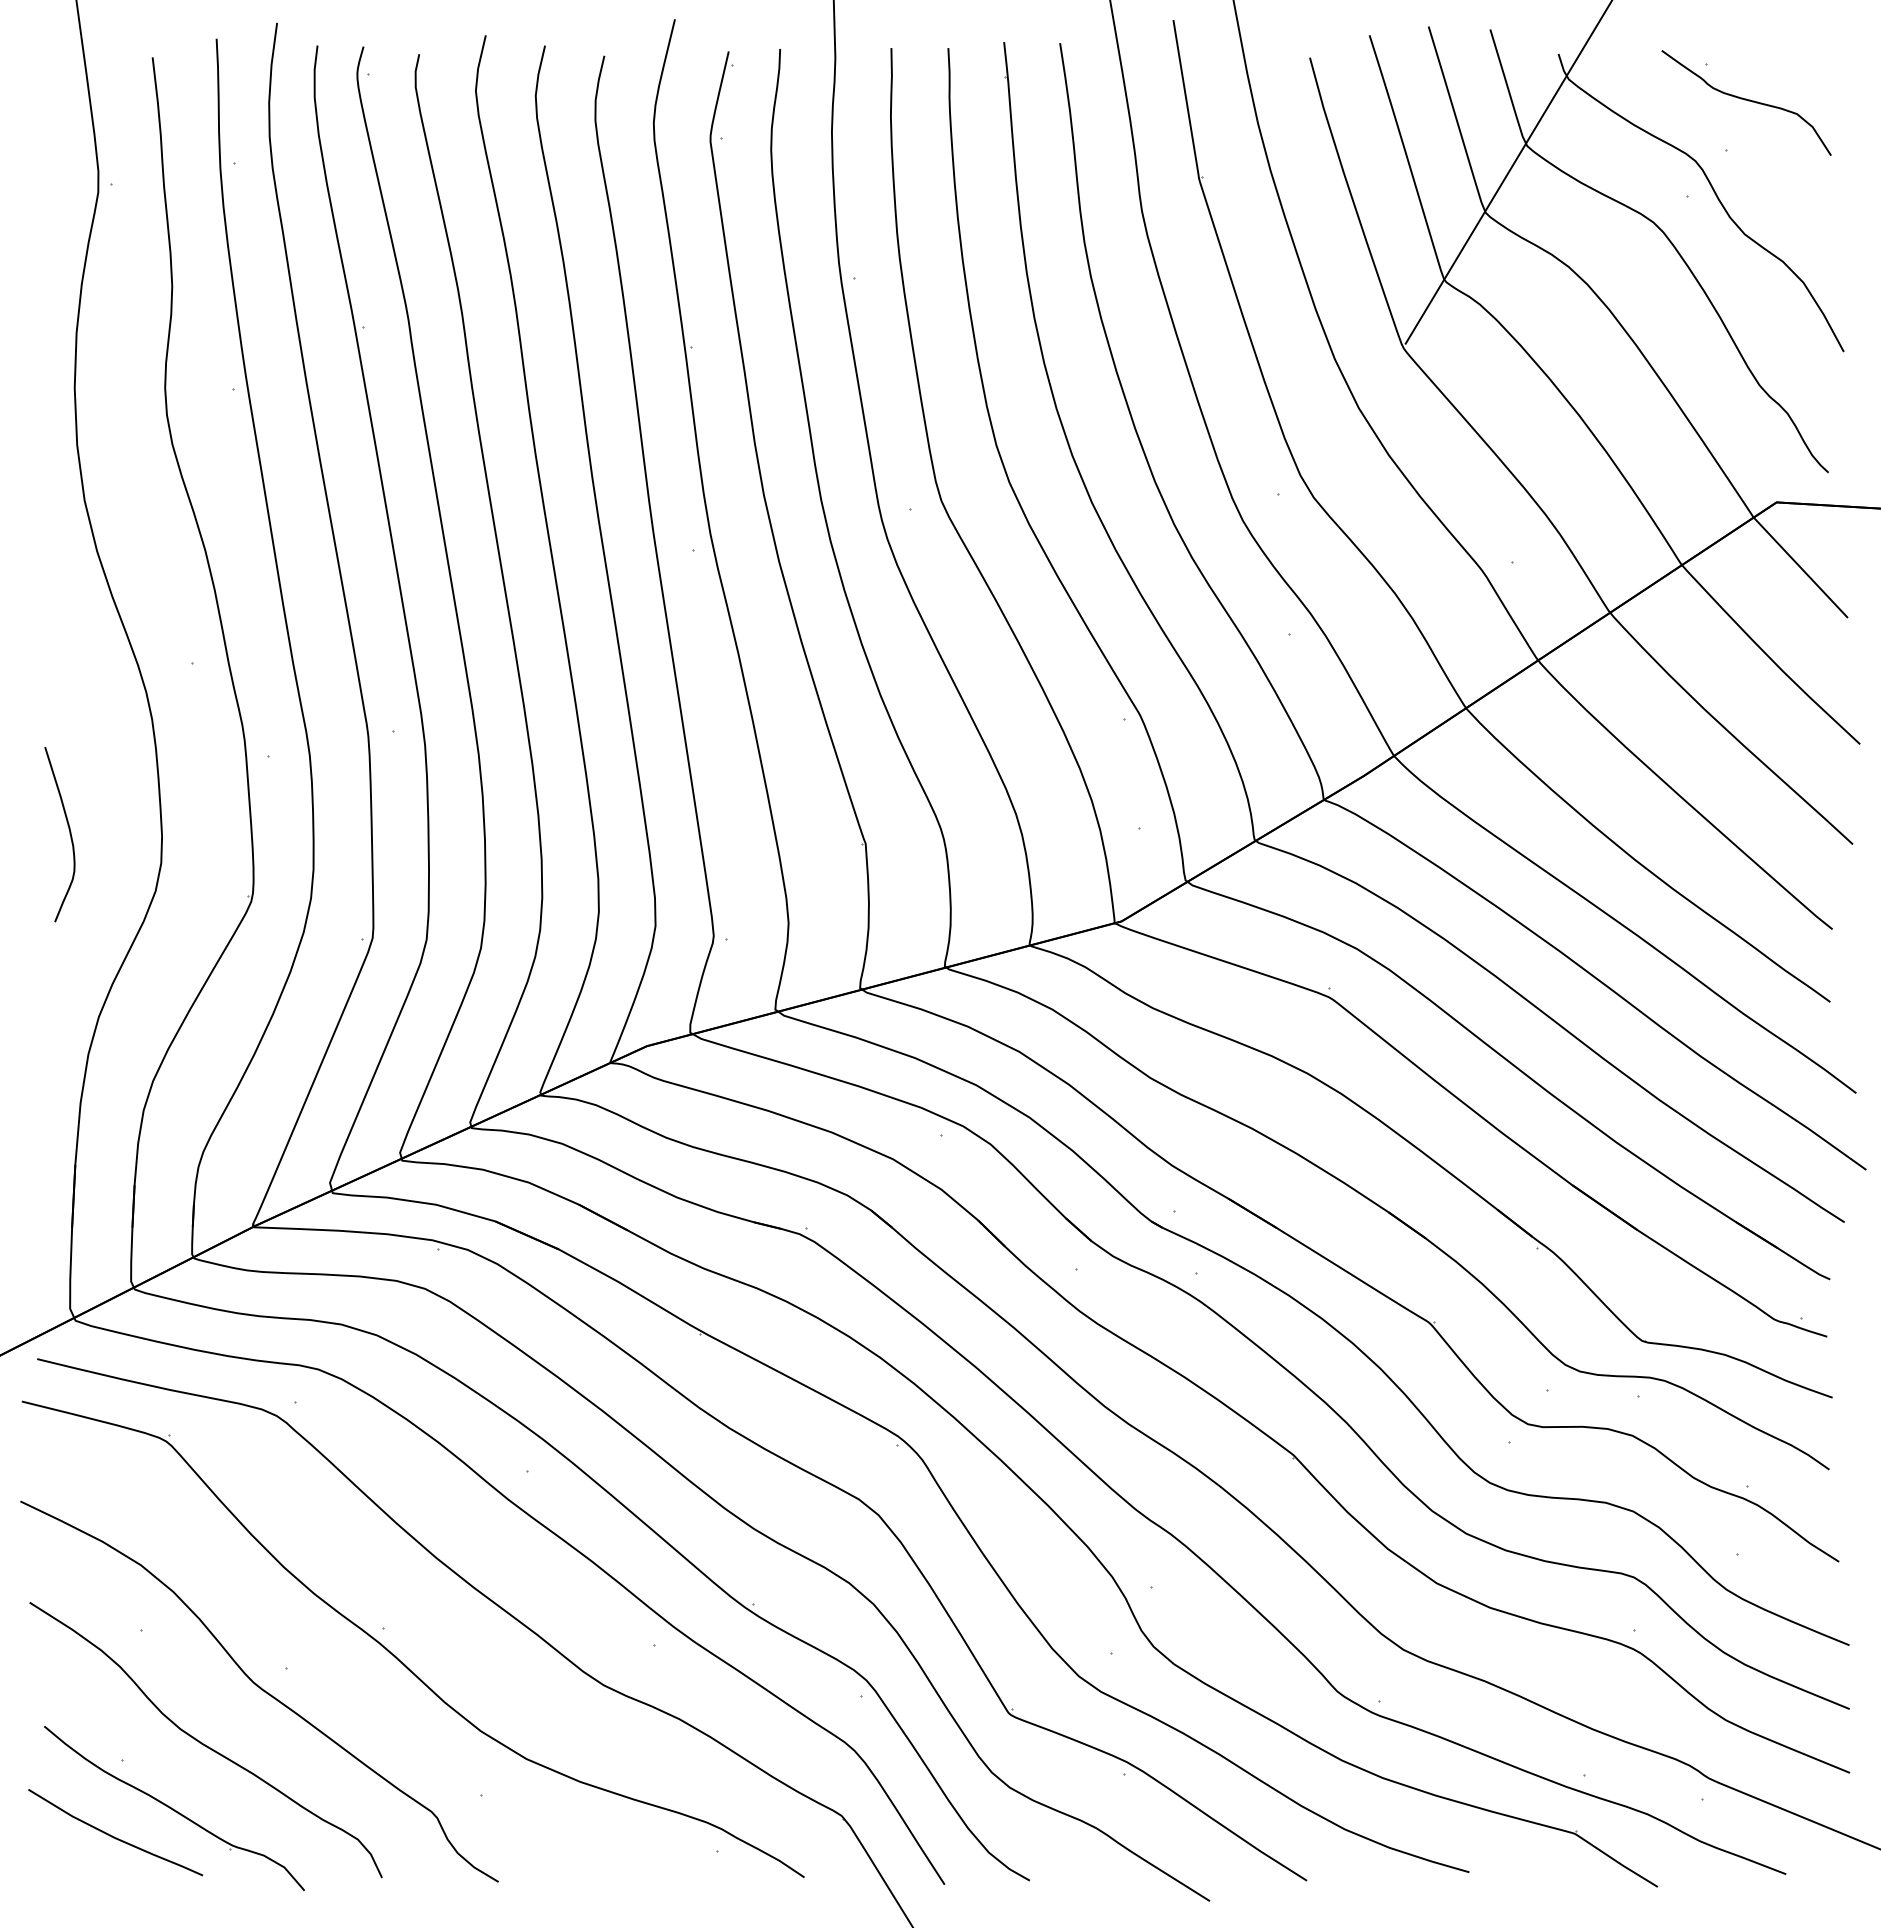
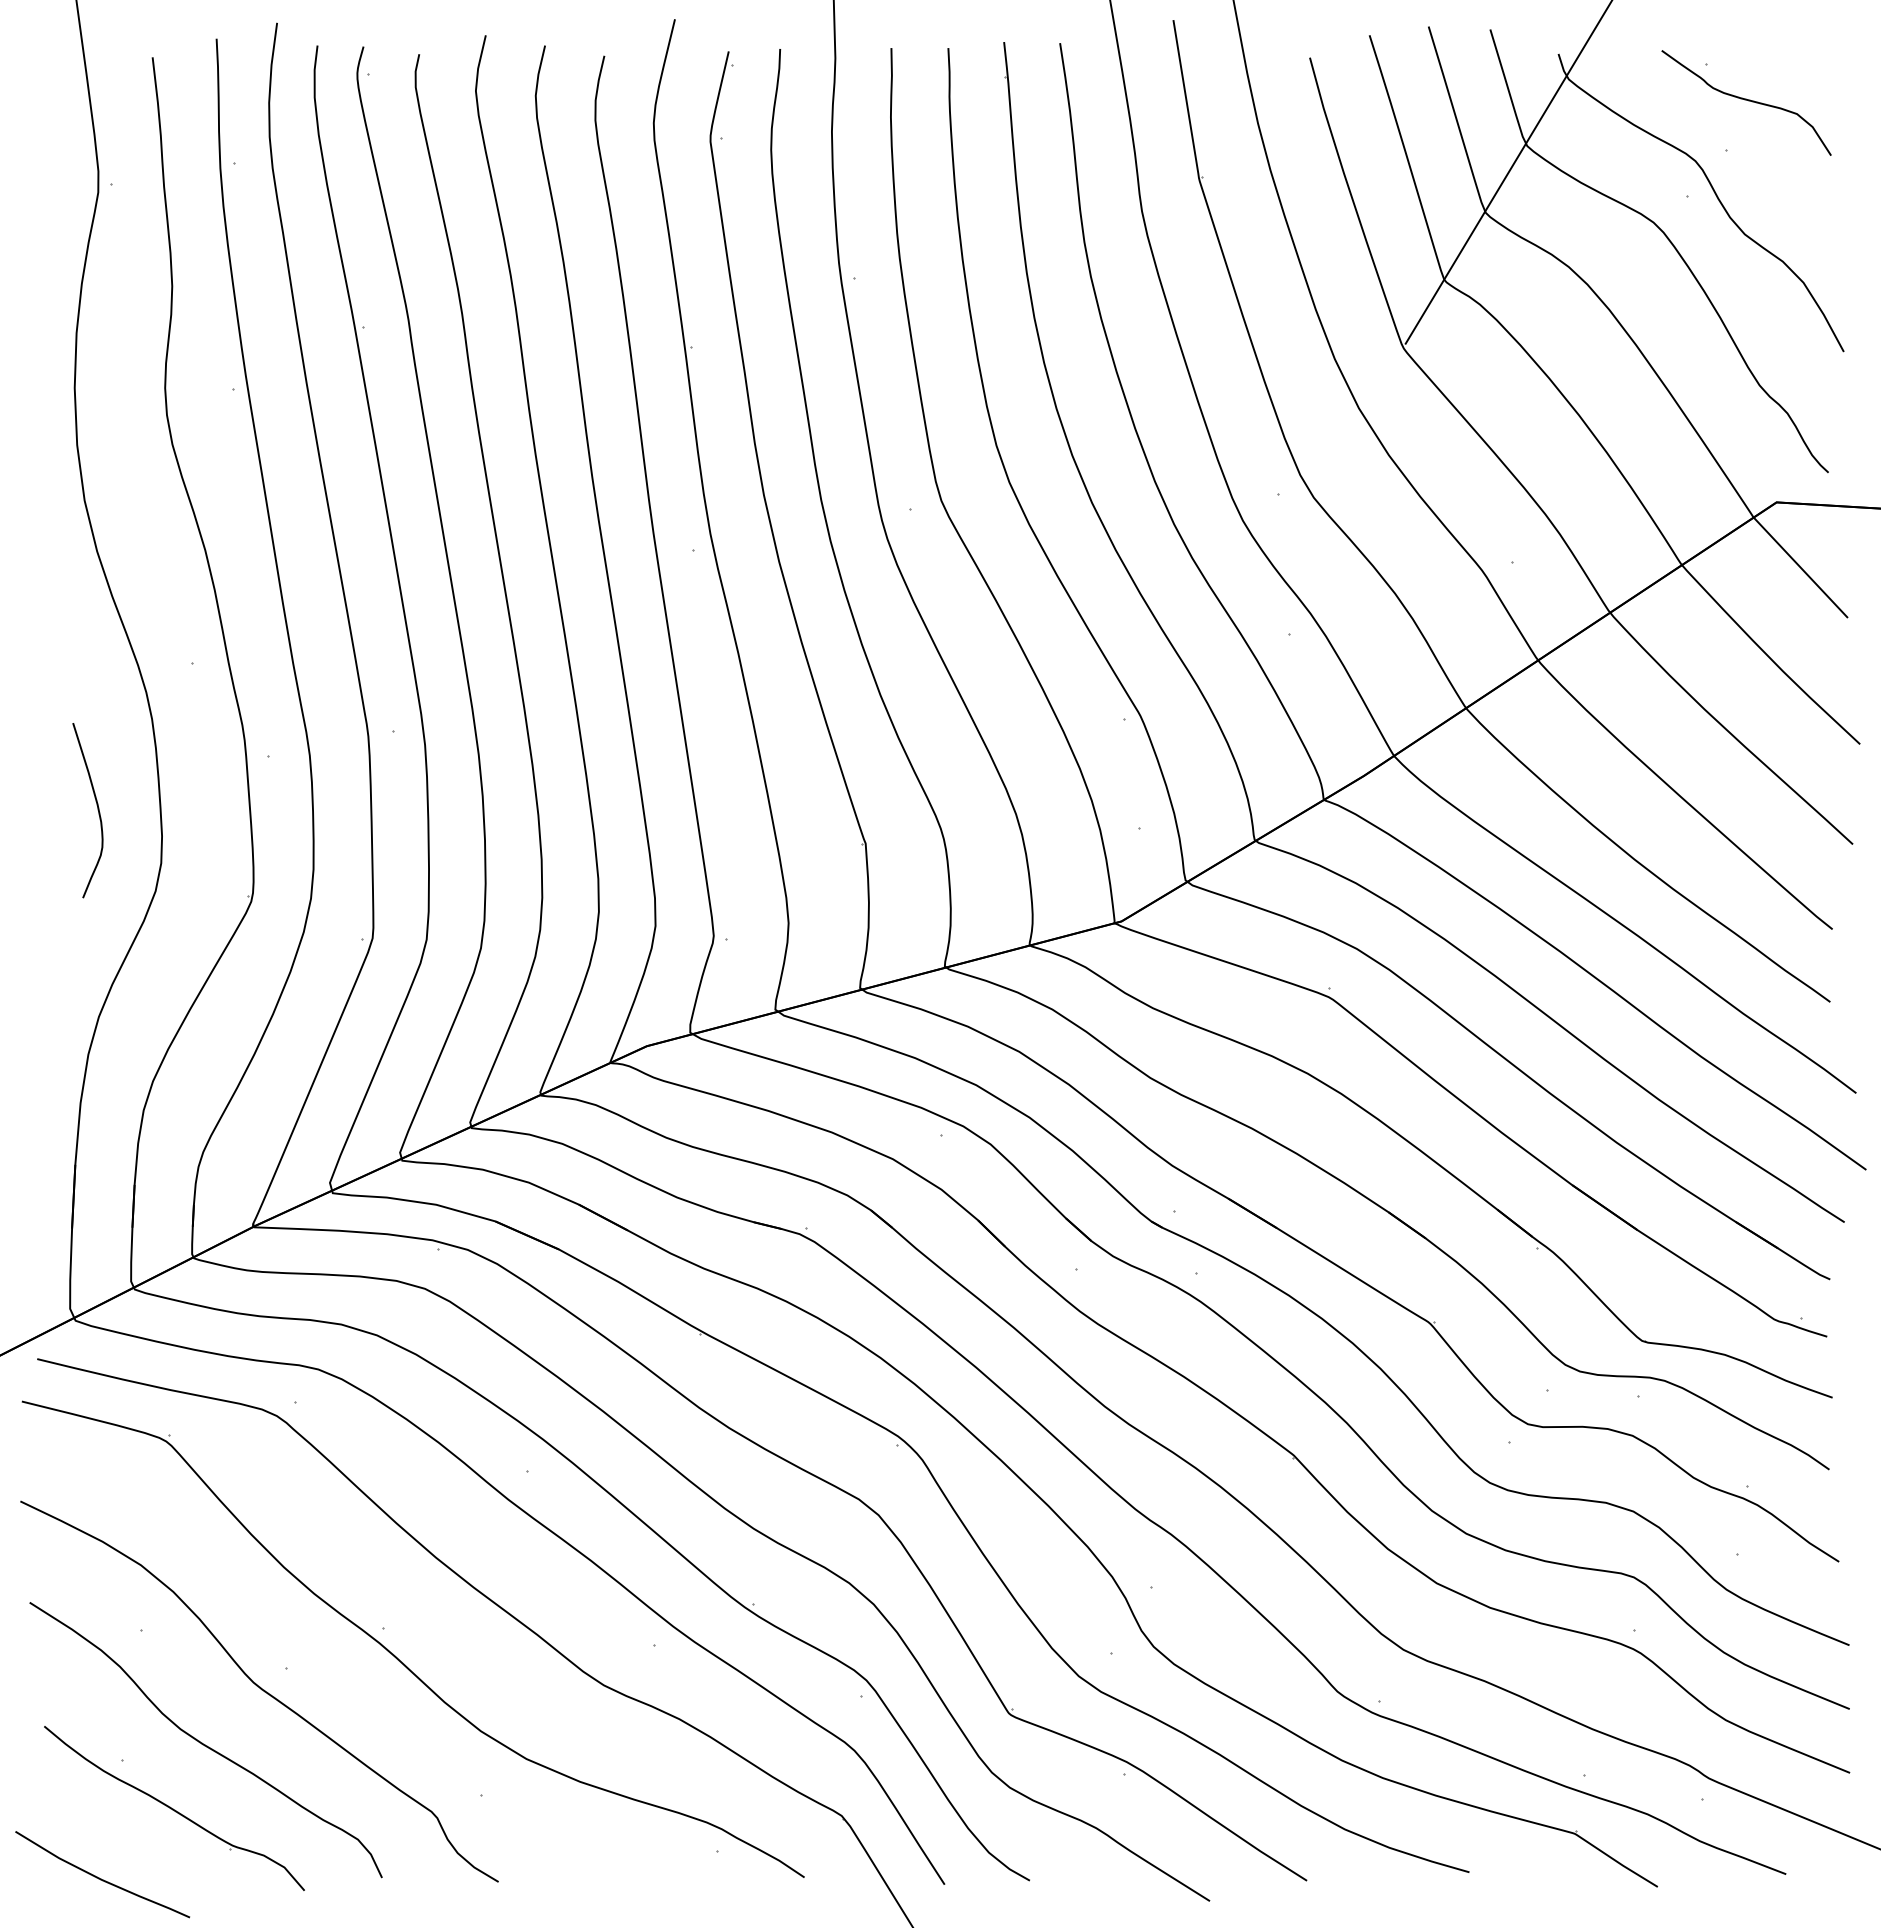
curve position: (69, 834) -> (97, 810) (97, 810)
curve position: (114, 1836) -> (101, 1878) (101, 1878)
